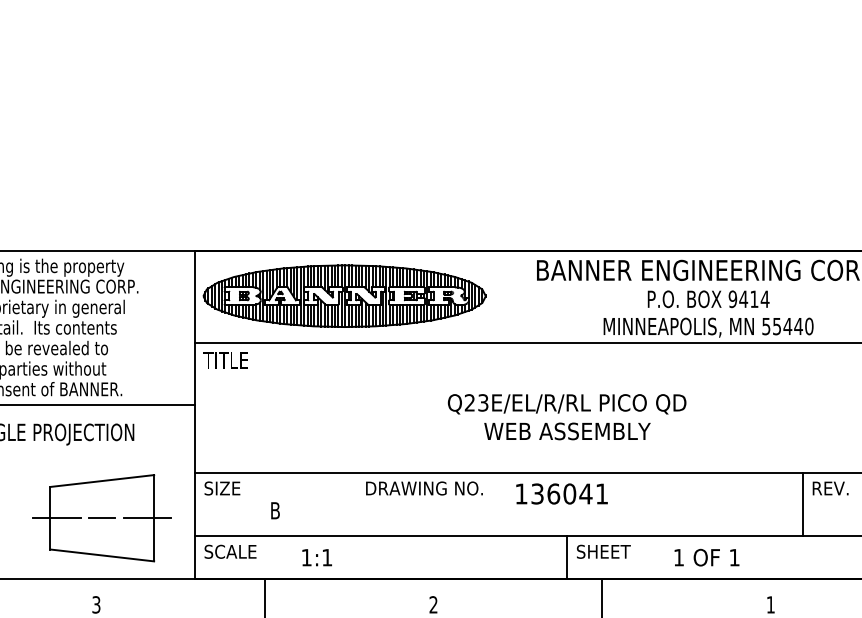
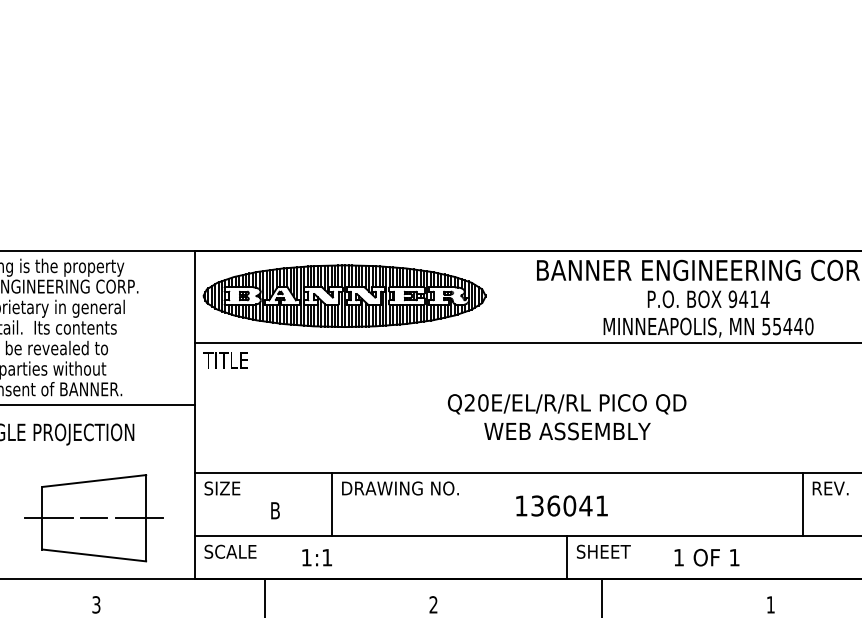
text: Q23E/EL/R/RL -> Q20E/EL/R/RL (483, 402)
text position: (424, 488) -> (400, 488) (400, 488)
text position: (561, 493) -> (561, 505) (561, 505)
line: none -> present (331, 504)
part position: (101, 518) -> (93, 518) (93, 518)
